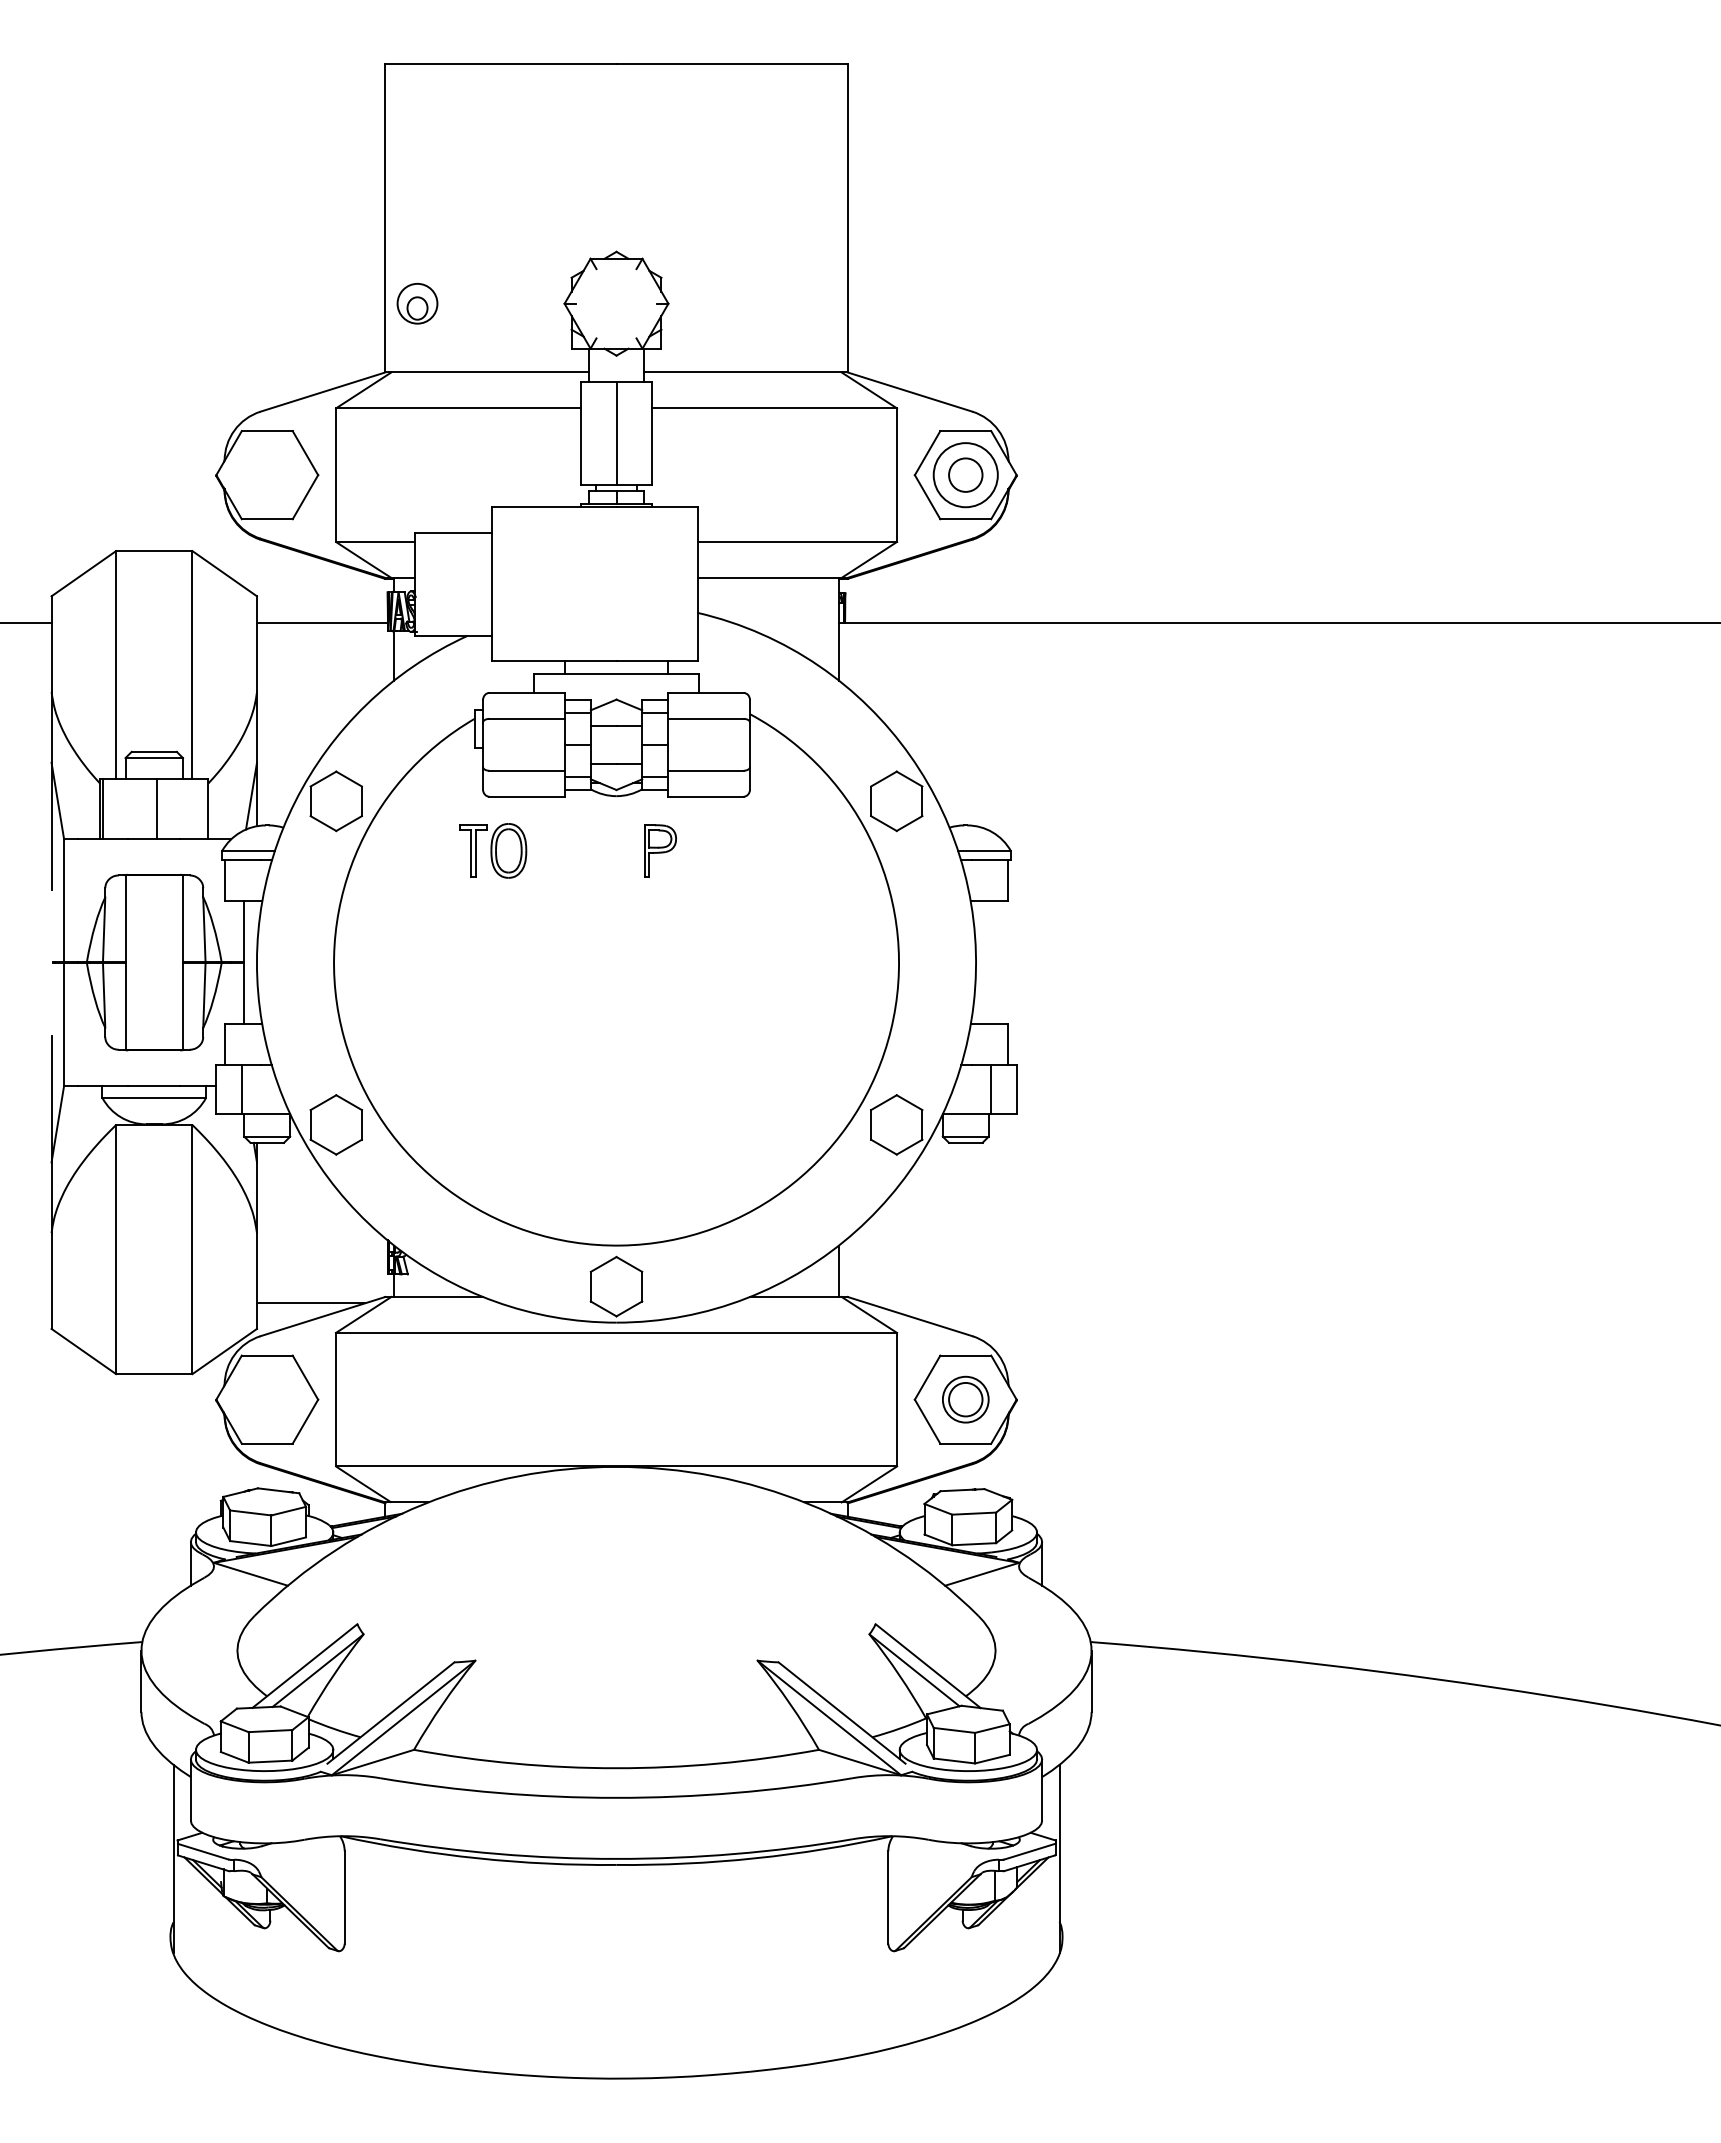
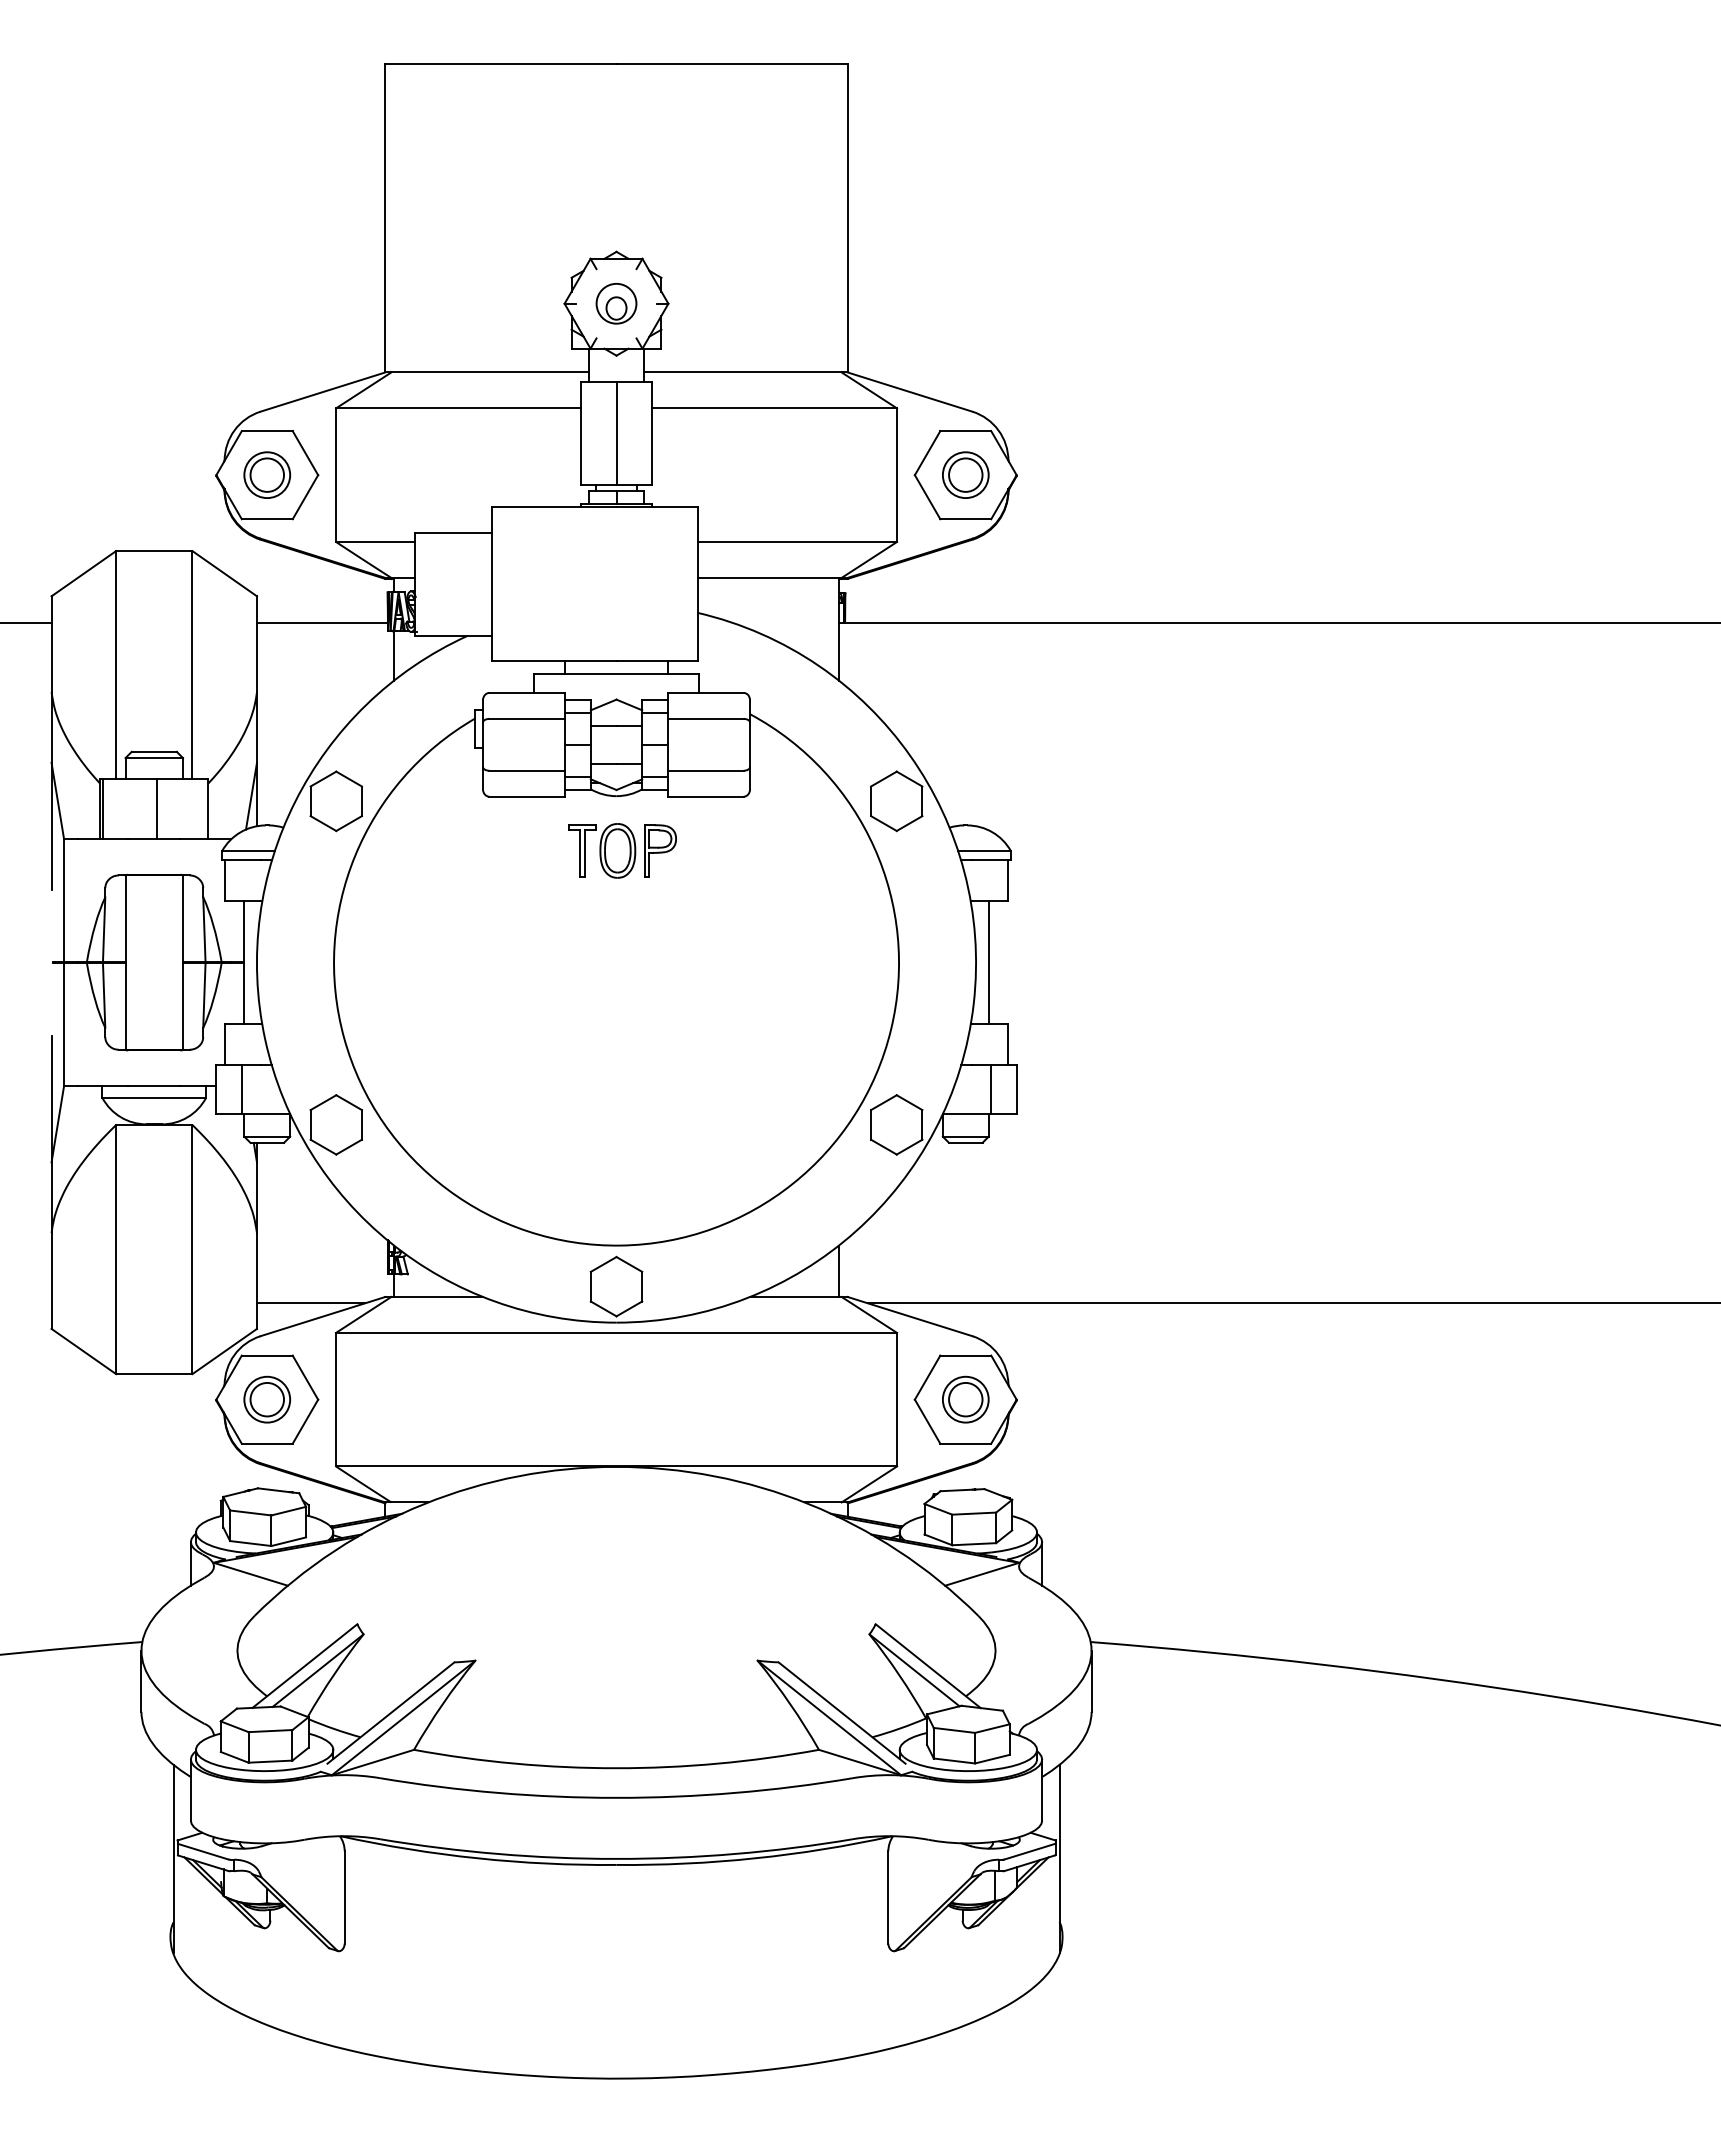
part position: (417, 303) -> (616, 303) (616, 303)
part: none -> present (267, 474)
circle diameter: 64 px -> 46 px (965, 475)
part position: (493, 850) -> (602, 850) (602, 850)
line: none -> present (988, 962)
line: none -> present (1292, 1303)
part: none -> present (267, 1399)
